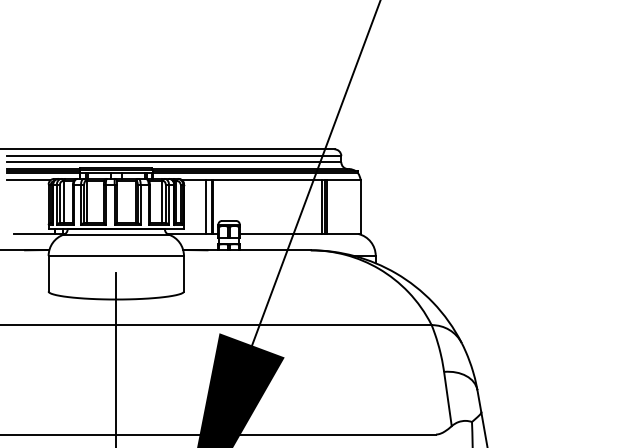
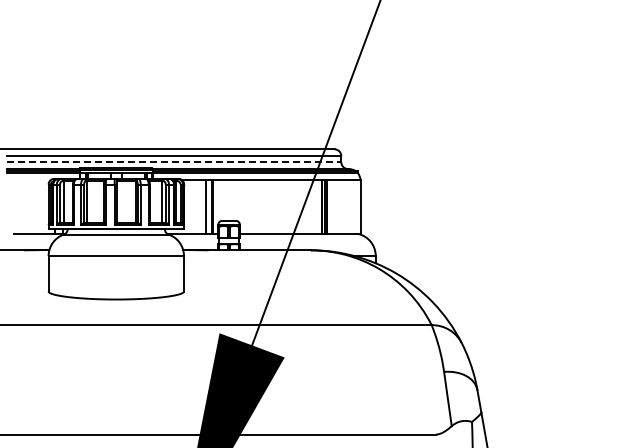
line: solid -> dashed (174, 162)
line: present -> none (28, 180)
line: present -> none (116, 358)
